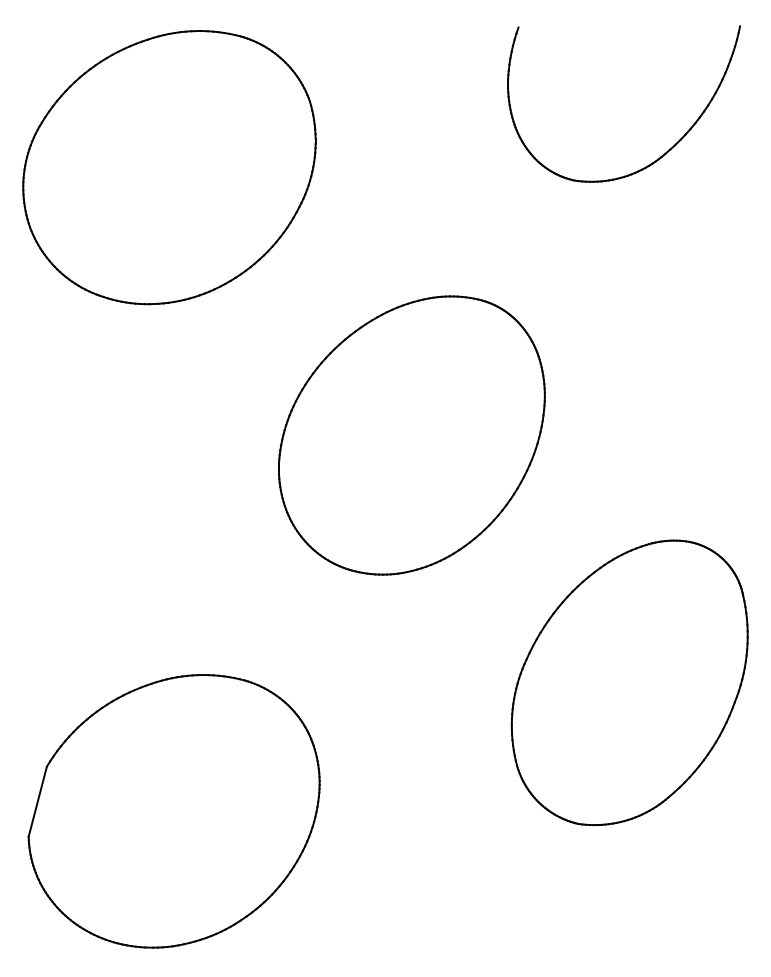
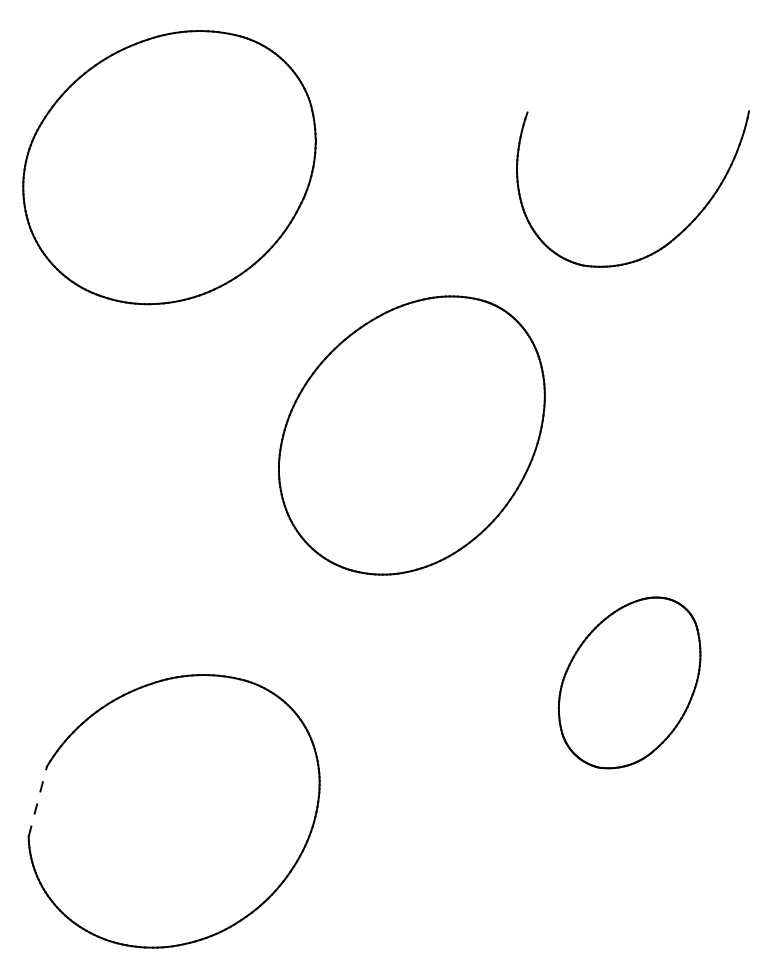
part position: (669, 148) -> (678, 233) (678, 233)
part size: 239x288 px -> 145x174 px (629, 682)
line: solid -> dashed (37, 801)
